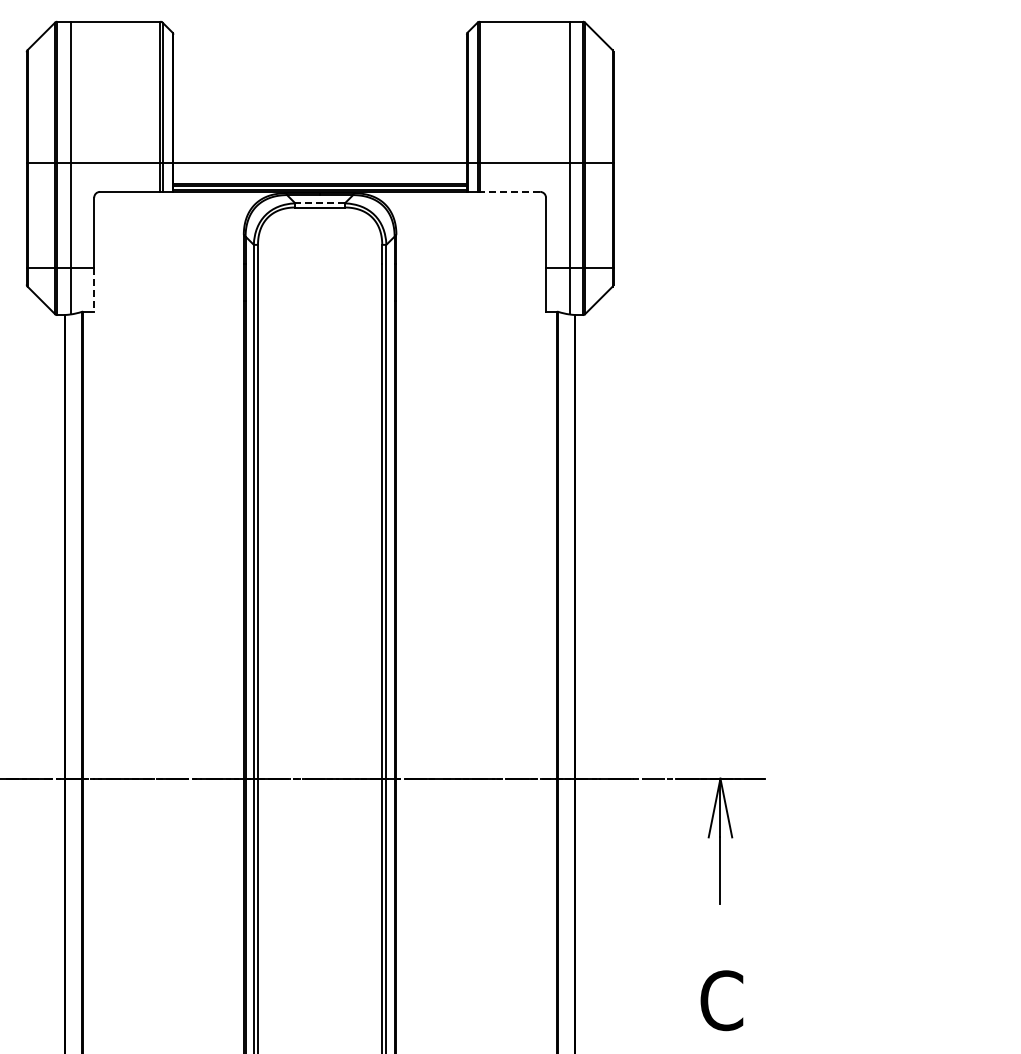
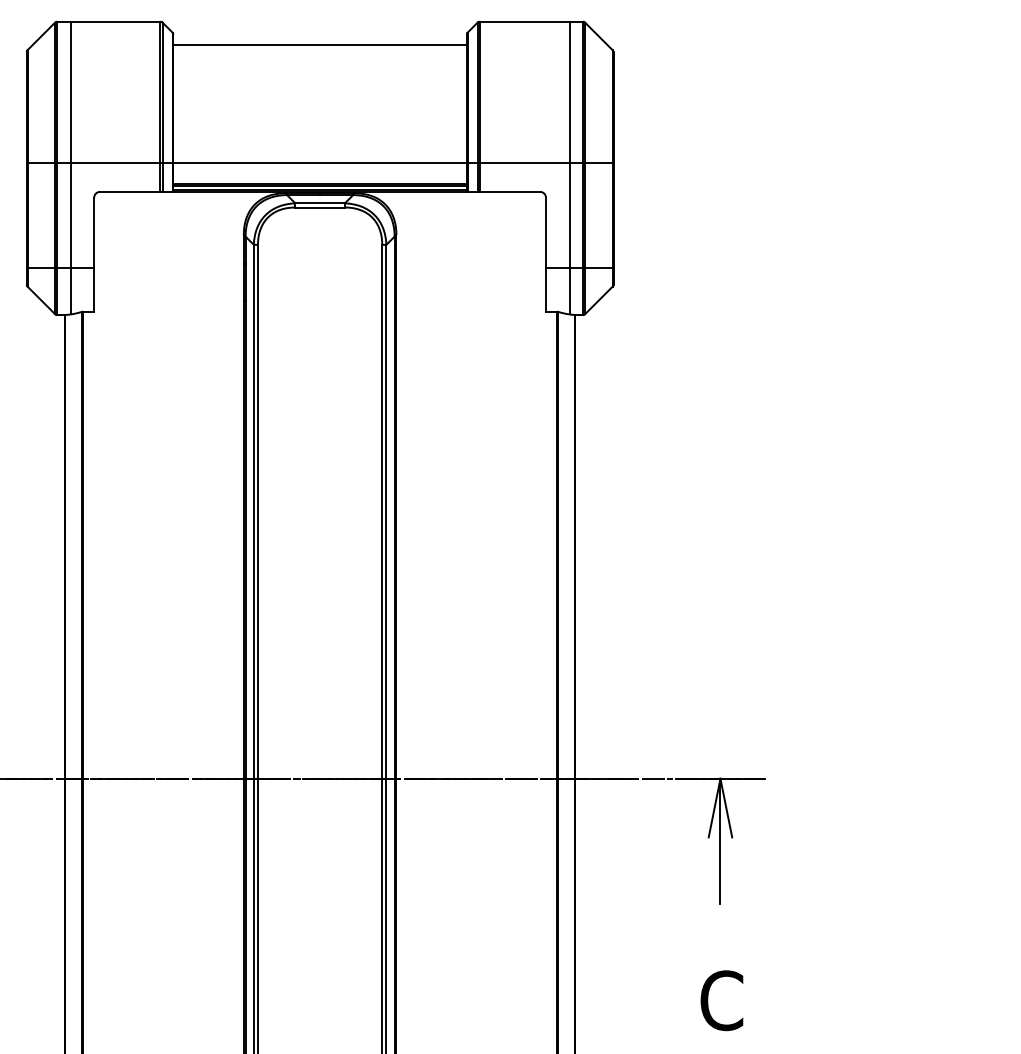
line: none -> present (319, 45)
line: dashed -> solid (509, 191)
line: dashed -> solid (320, 203)
line: dashed -> solid (94, 289)
